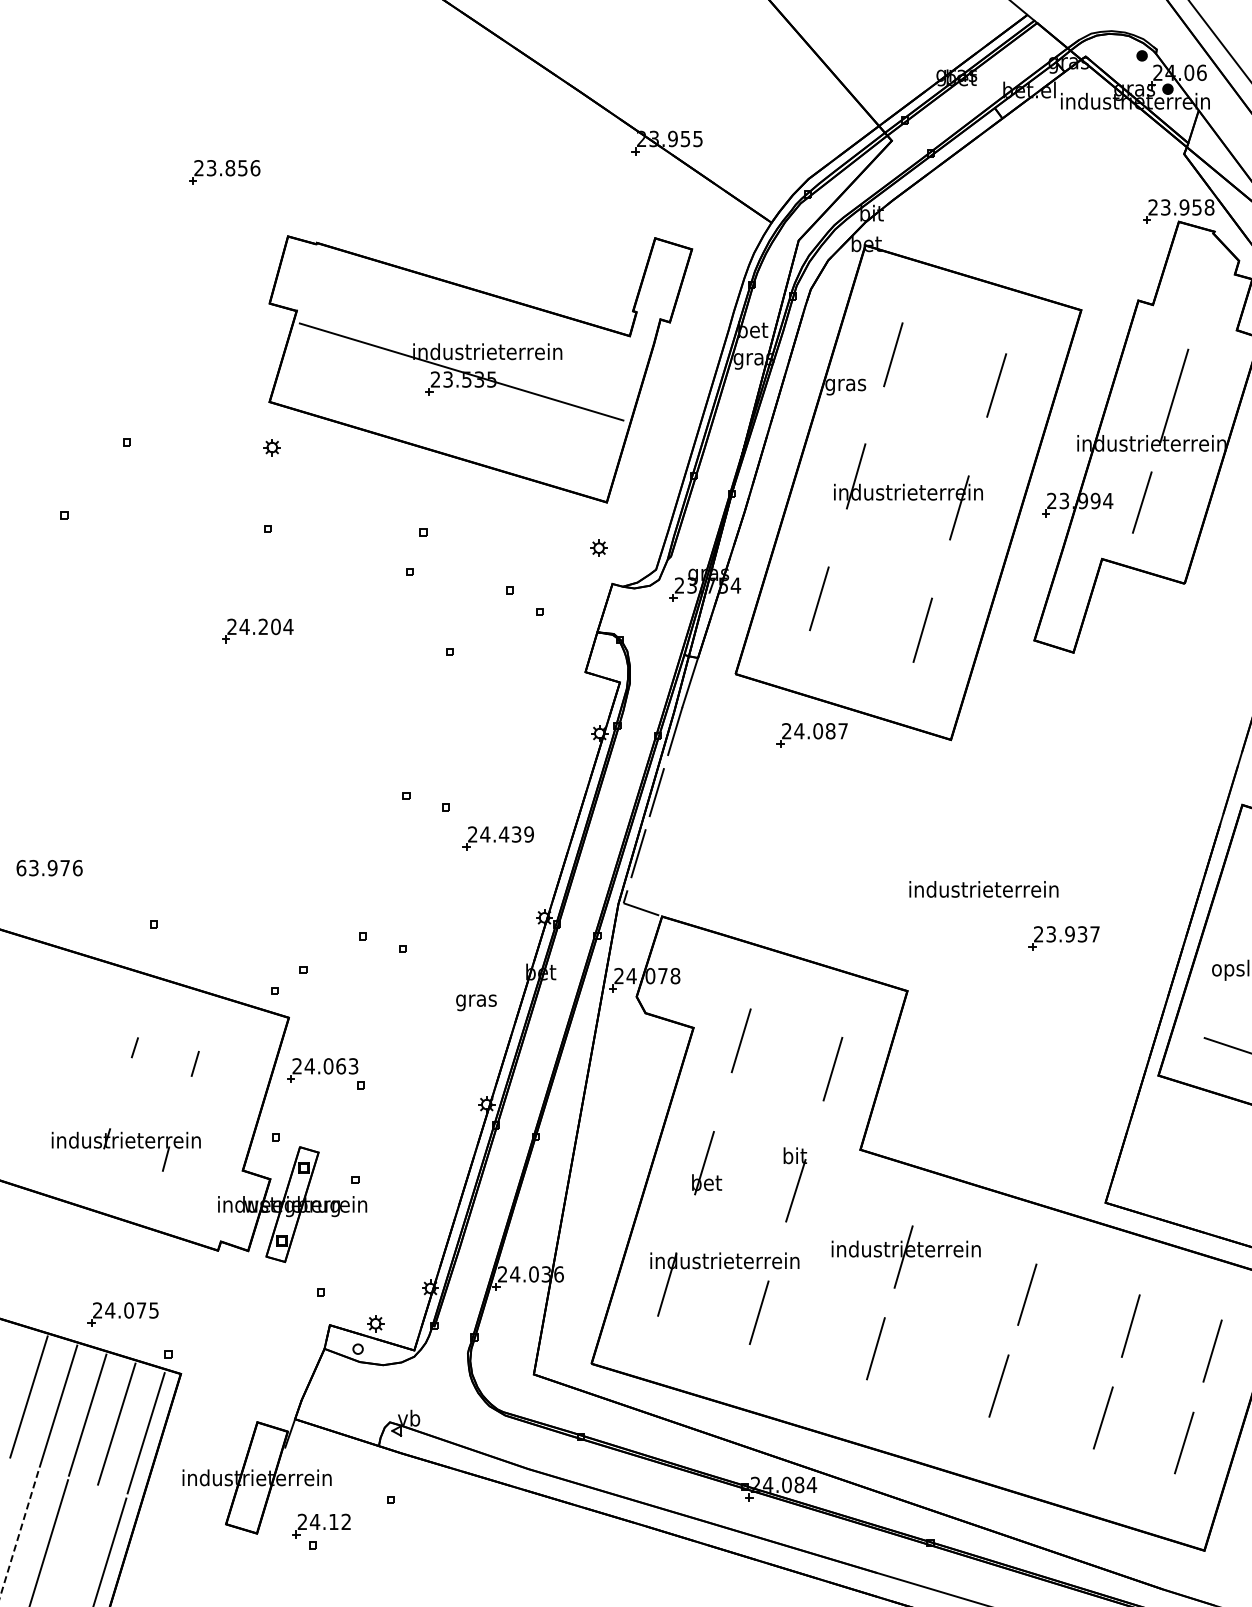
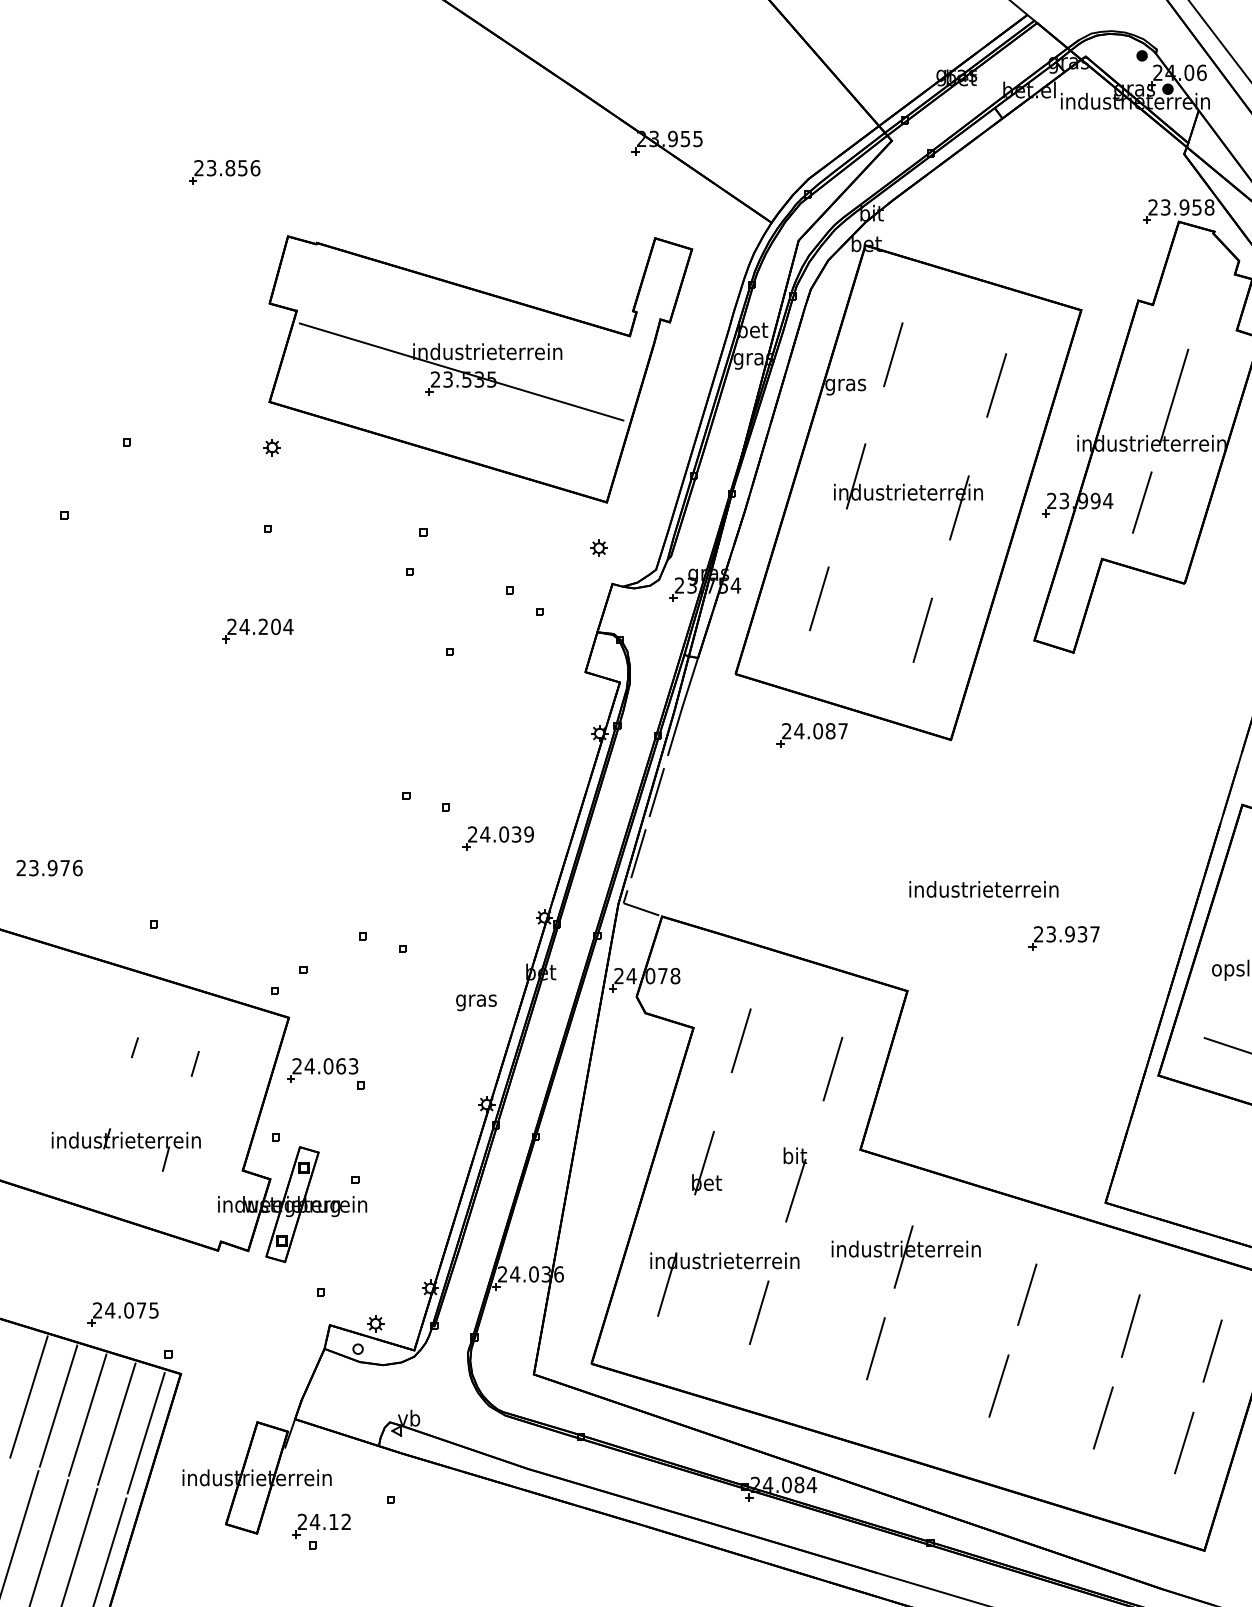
text: 24.439 -> 24.039 (503, 834)
text: 63.976 -> 23.976 (21, 868)
line: dashed -> solid (19, 1533)
line: none -> present (79, 1546)
